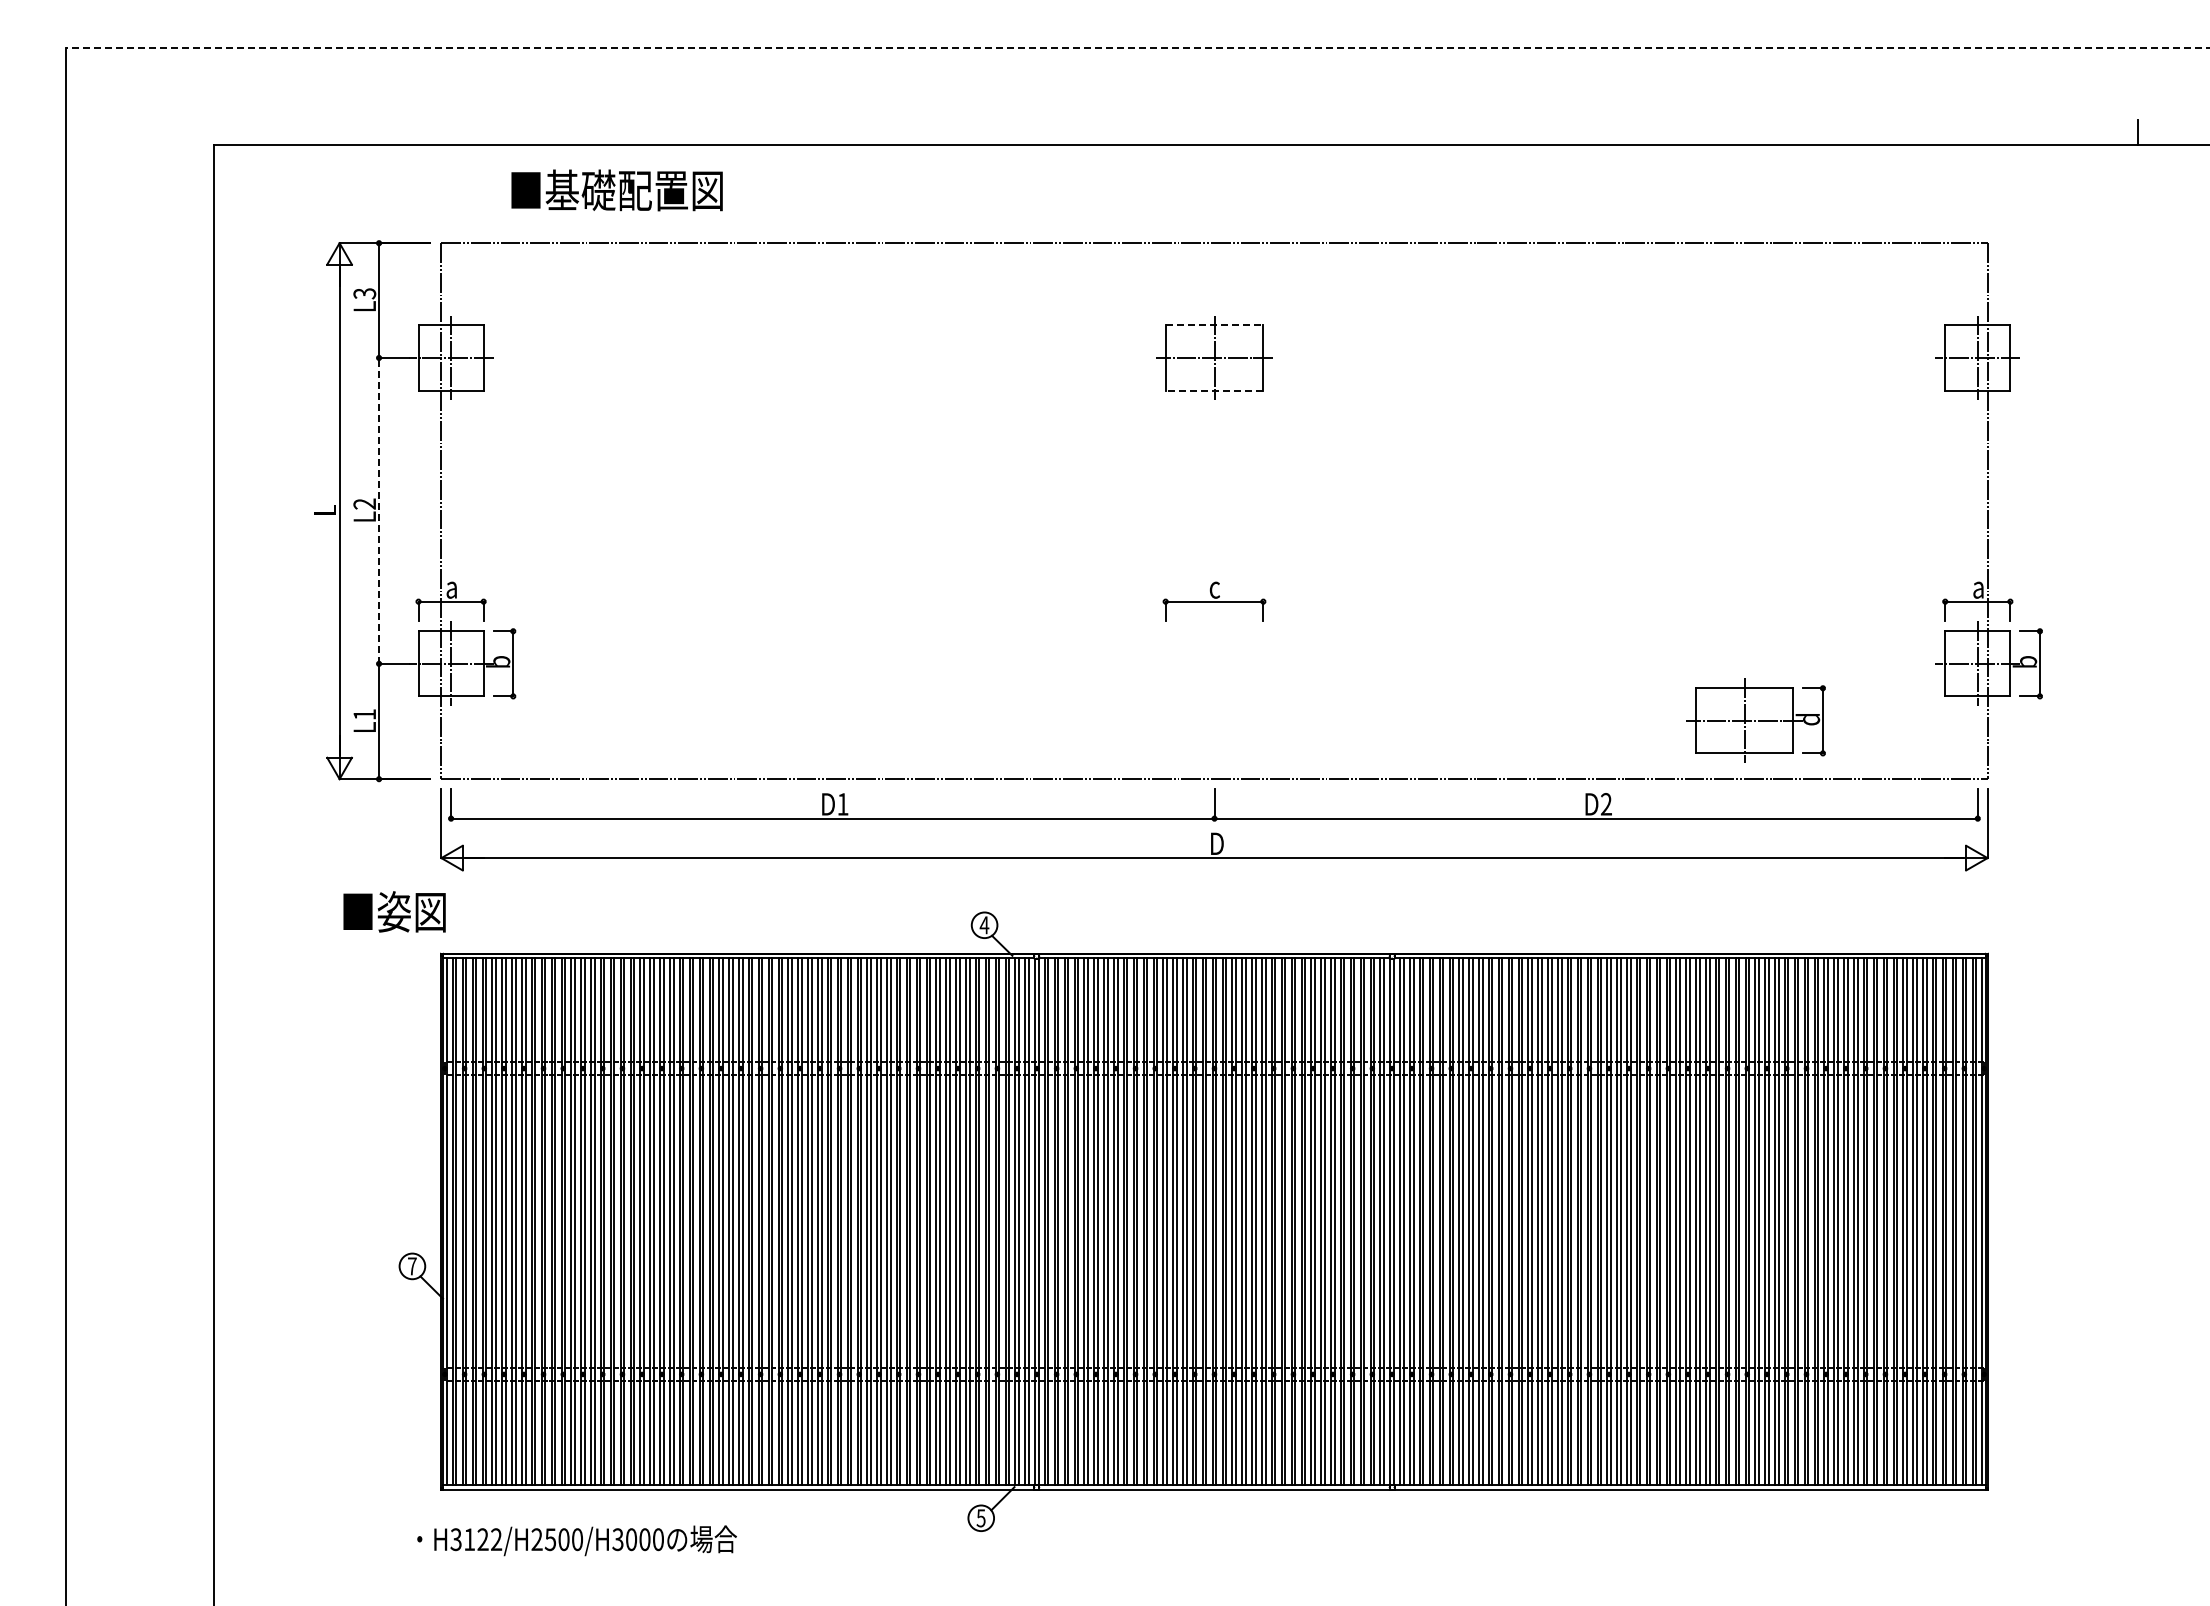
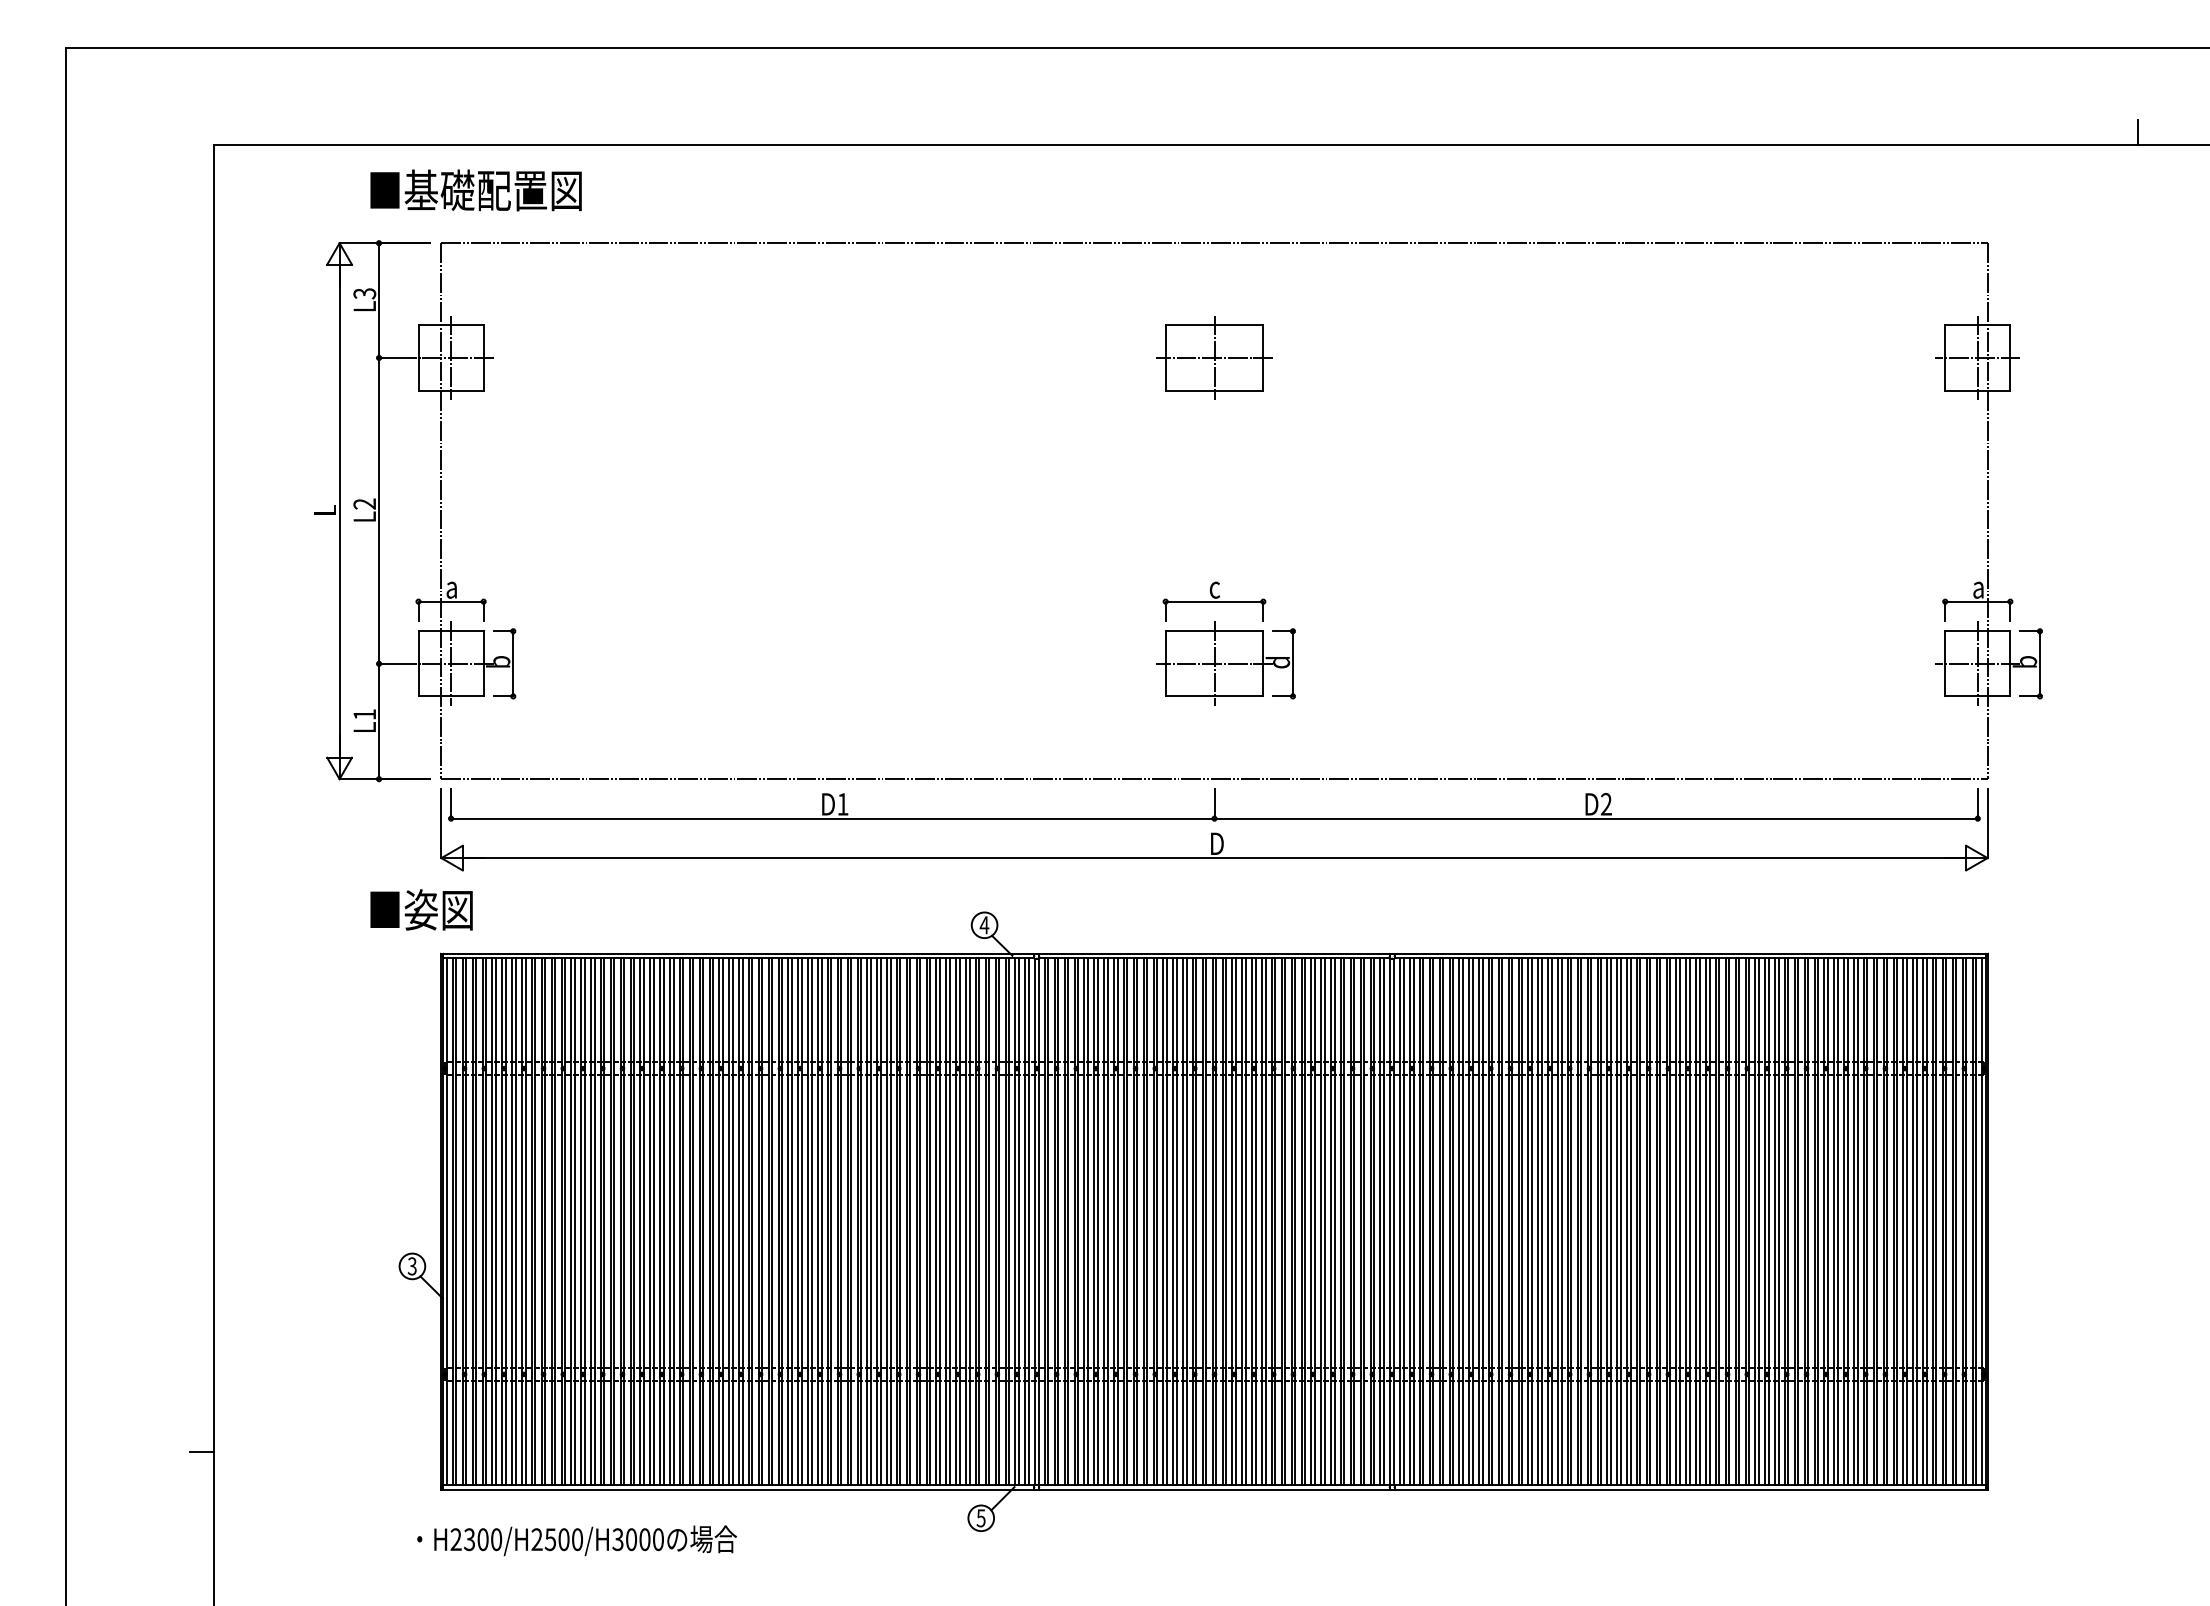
line: dashed -> solid (1138, 48)
text position: (616, 190) -> (475, 190) (475, 190)
line: dashed -> solid (1214, 325)
line: dashed -> solid (1214, 390)
line: dashed -> solid (379, 510)
part position: (1755, 720) -> (1225, 663) (1225, 663)
text position: (394, 911) -> (421, 909) (421, 909)
text: 7 -> 3 (411, 1266)
line: none -> present (201, 1451)
text: H3122/H2500/H3000 -> H2300/H2500/H3000 (476, 1539)
